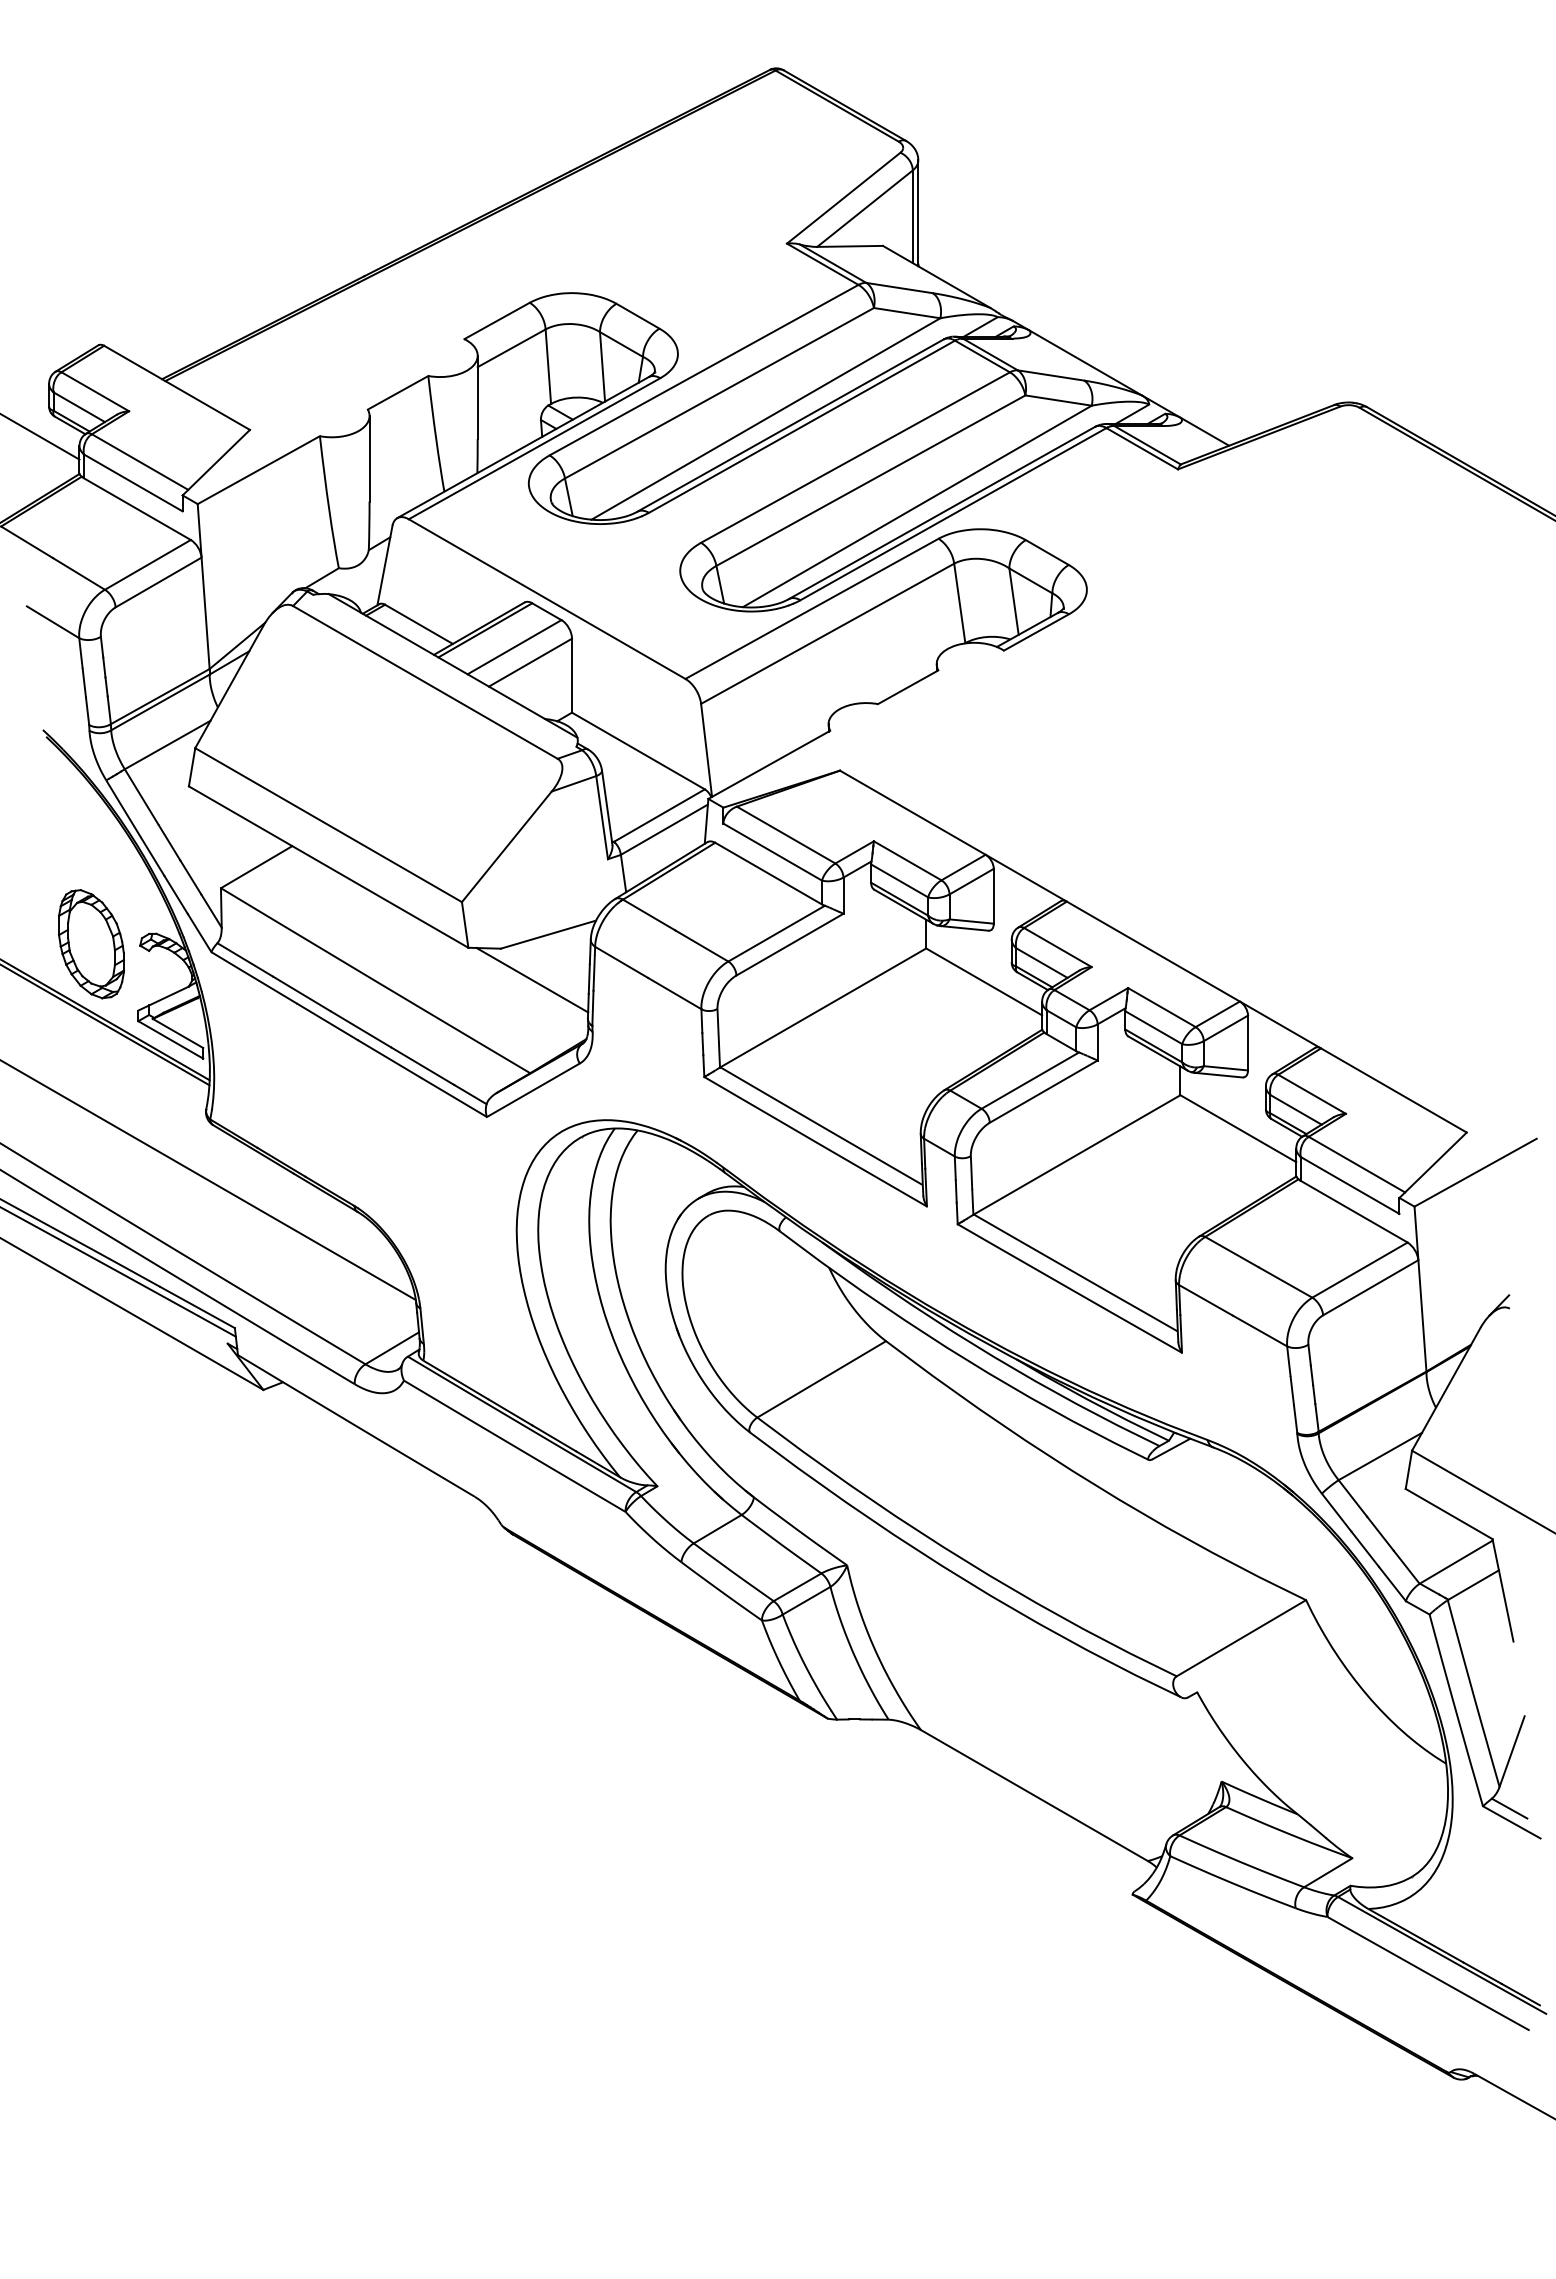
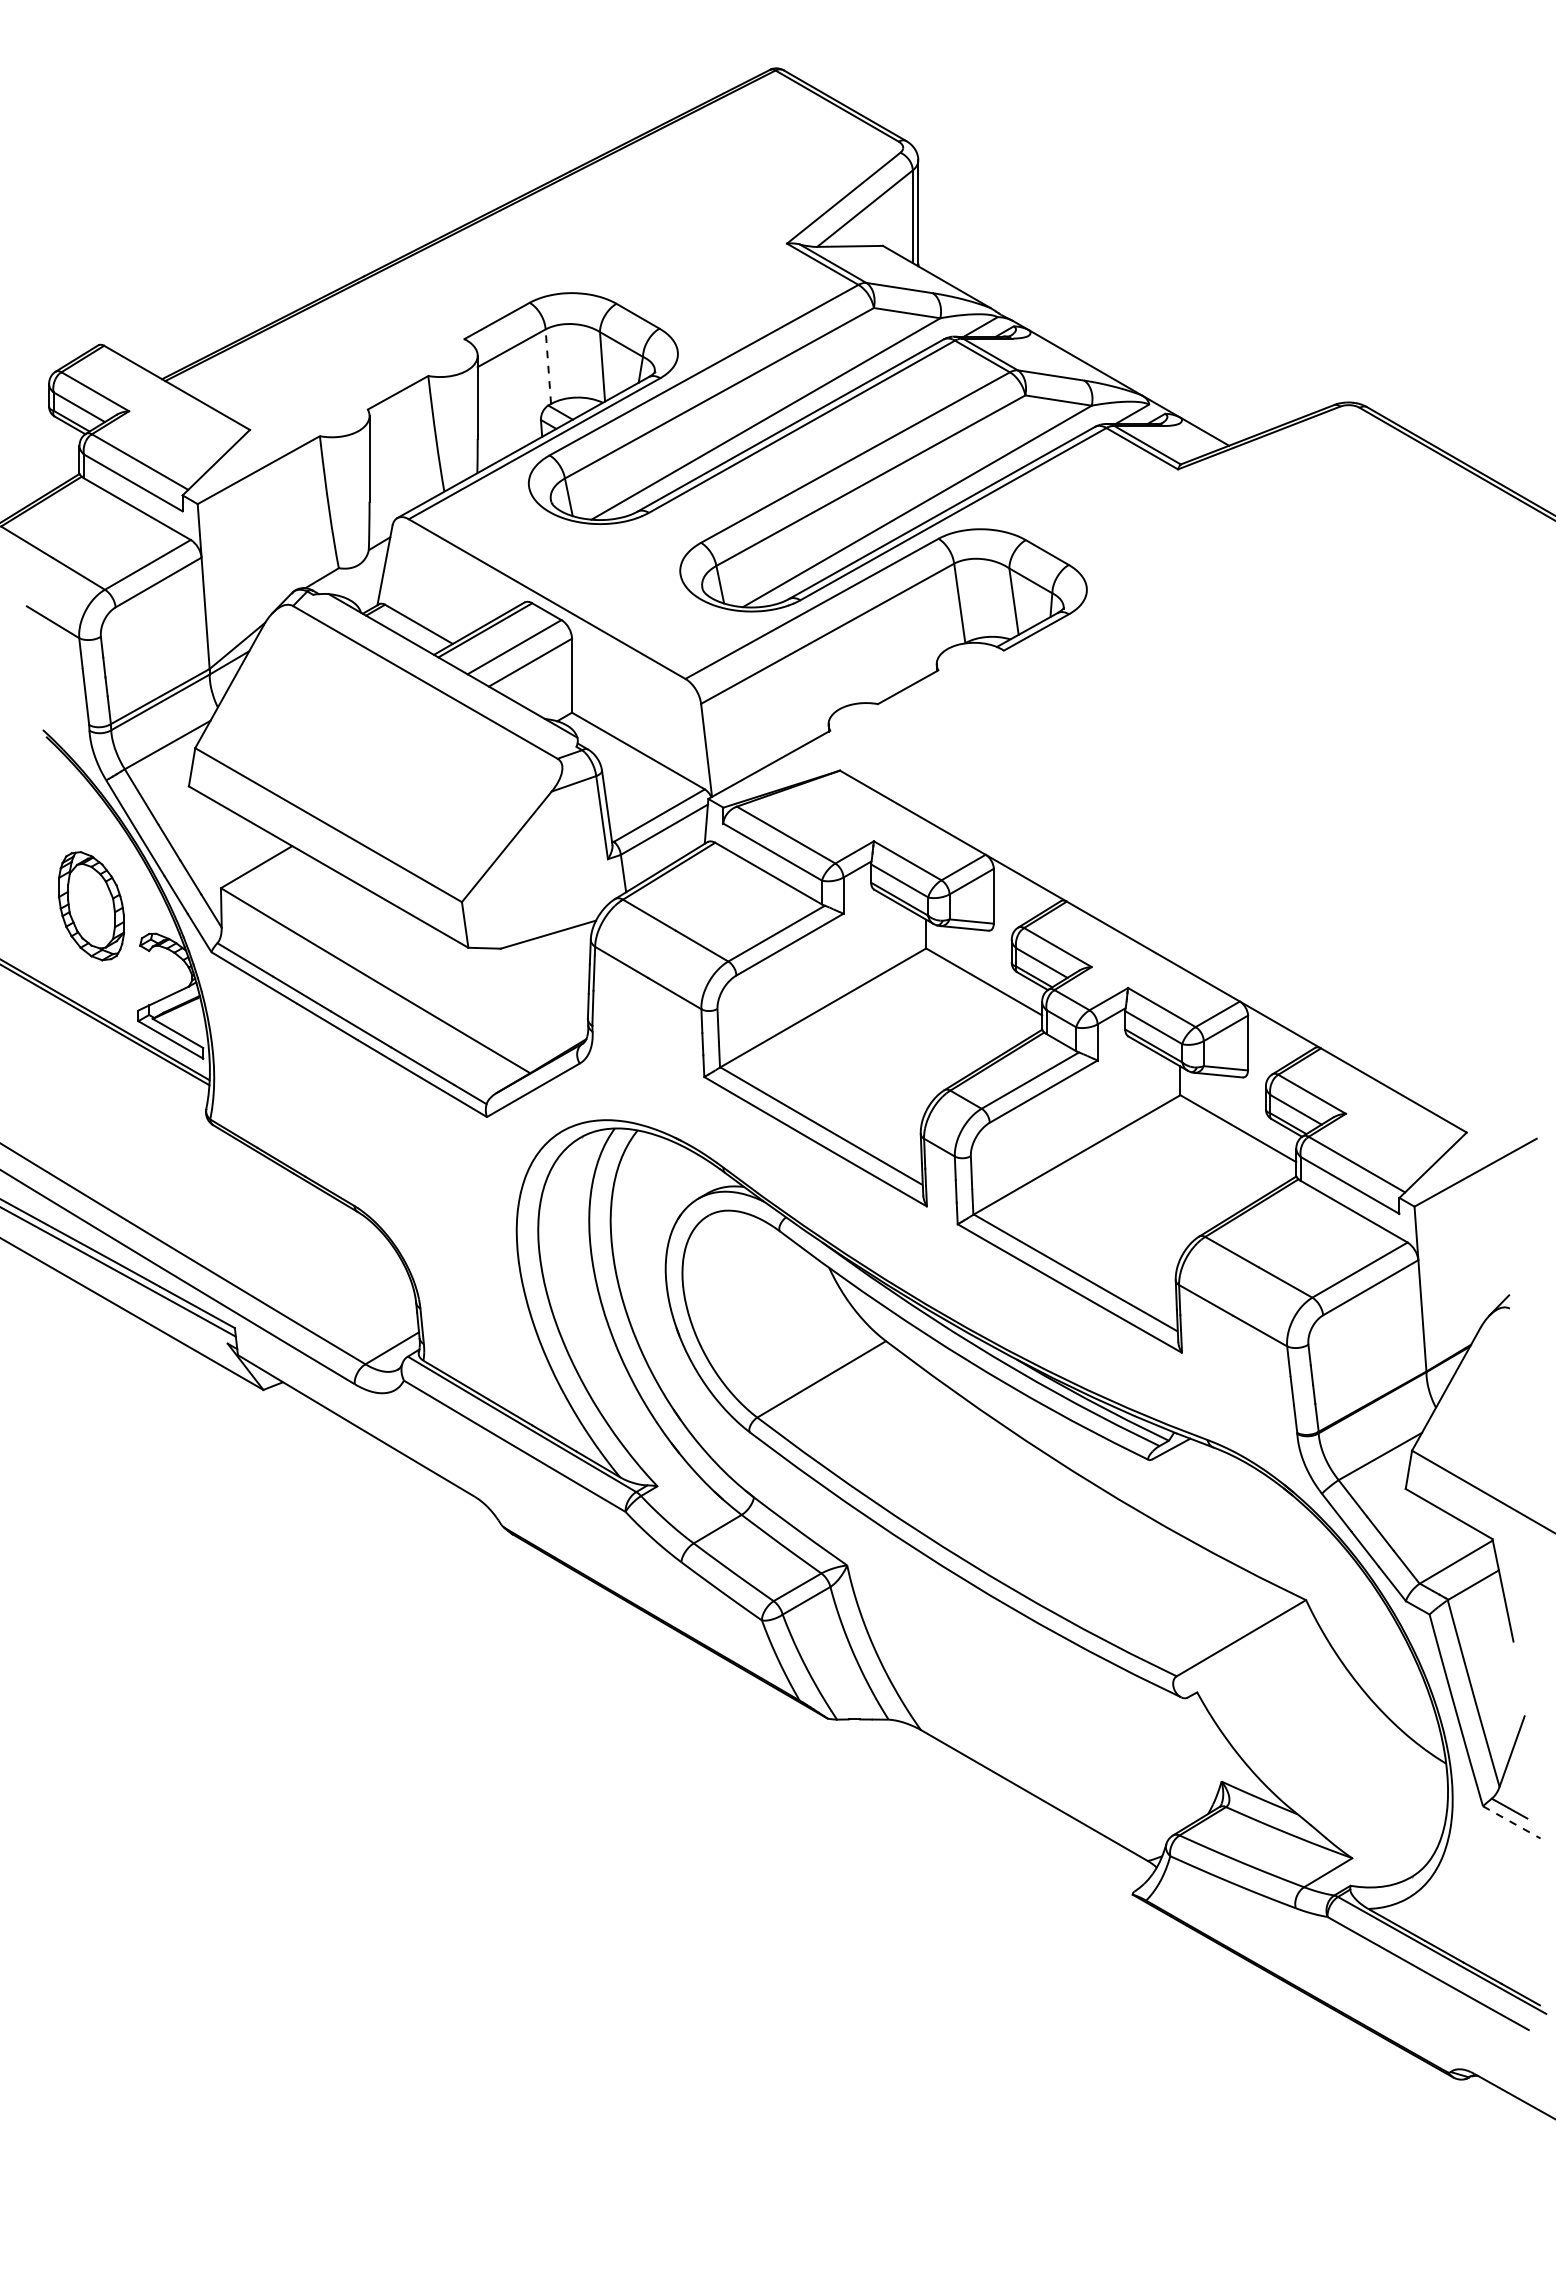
line: solid -> dashed (548, 366)
line: present -> none (40, 437)
part position: (91, 944) -> (91, 906) (91, 906)
line: present -> none (532, 980)
line: present -> none (208, 1180)
line: solid -> dashed (1511, 1822)
